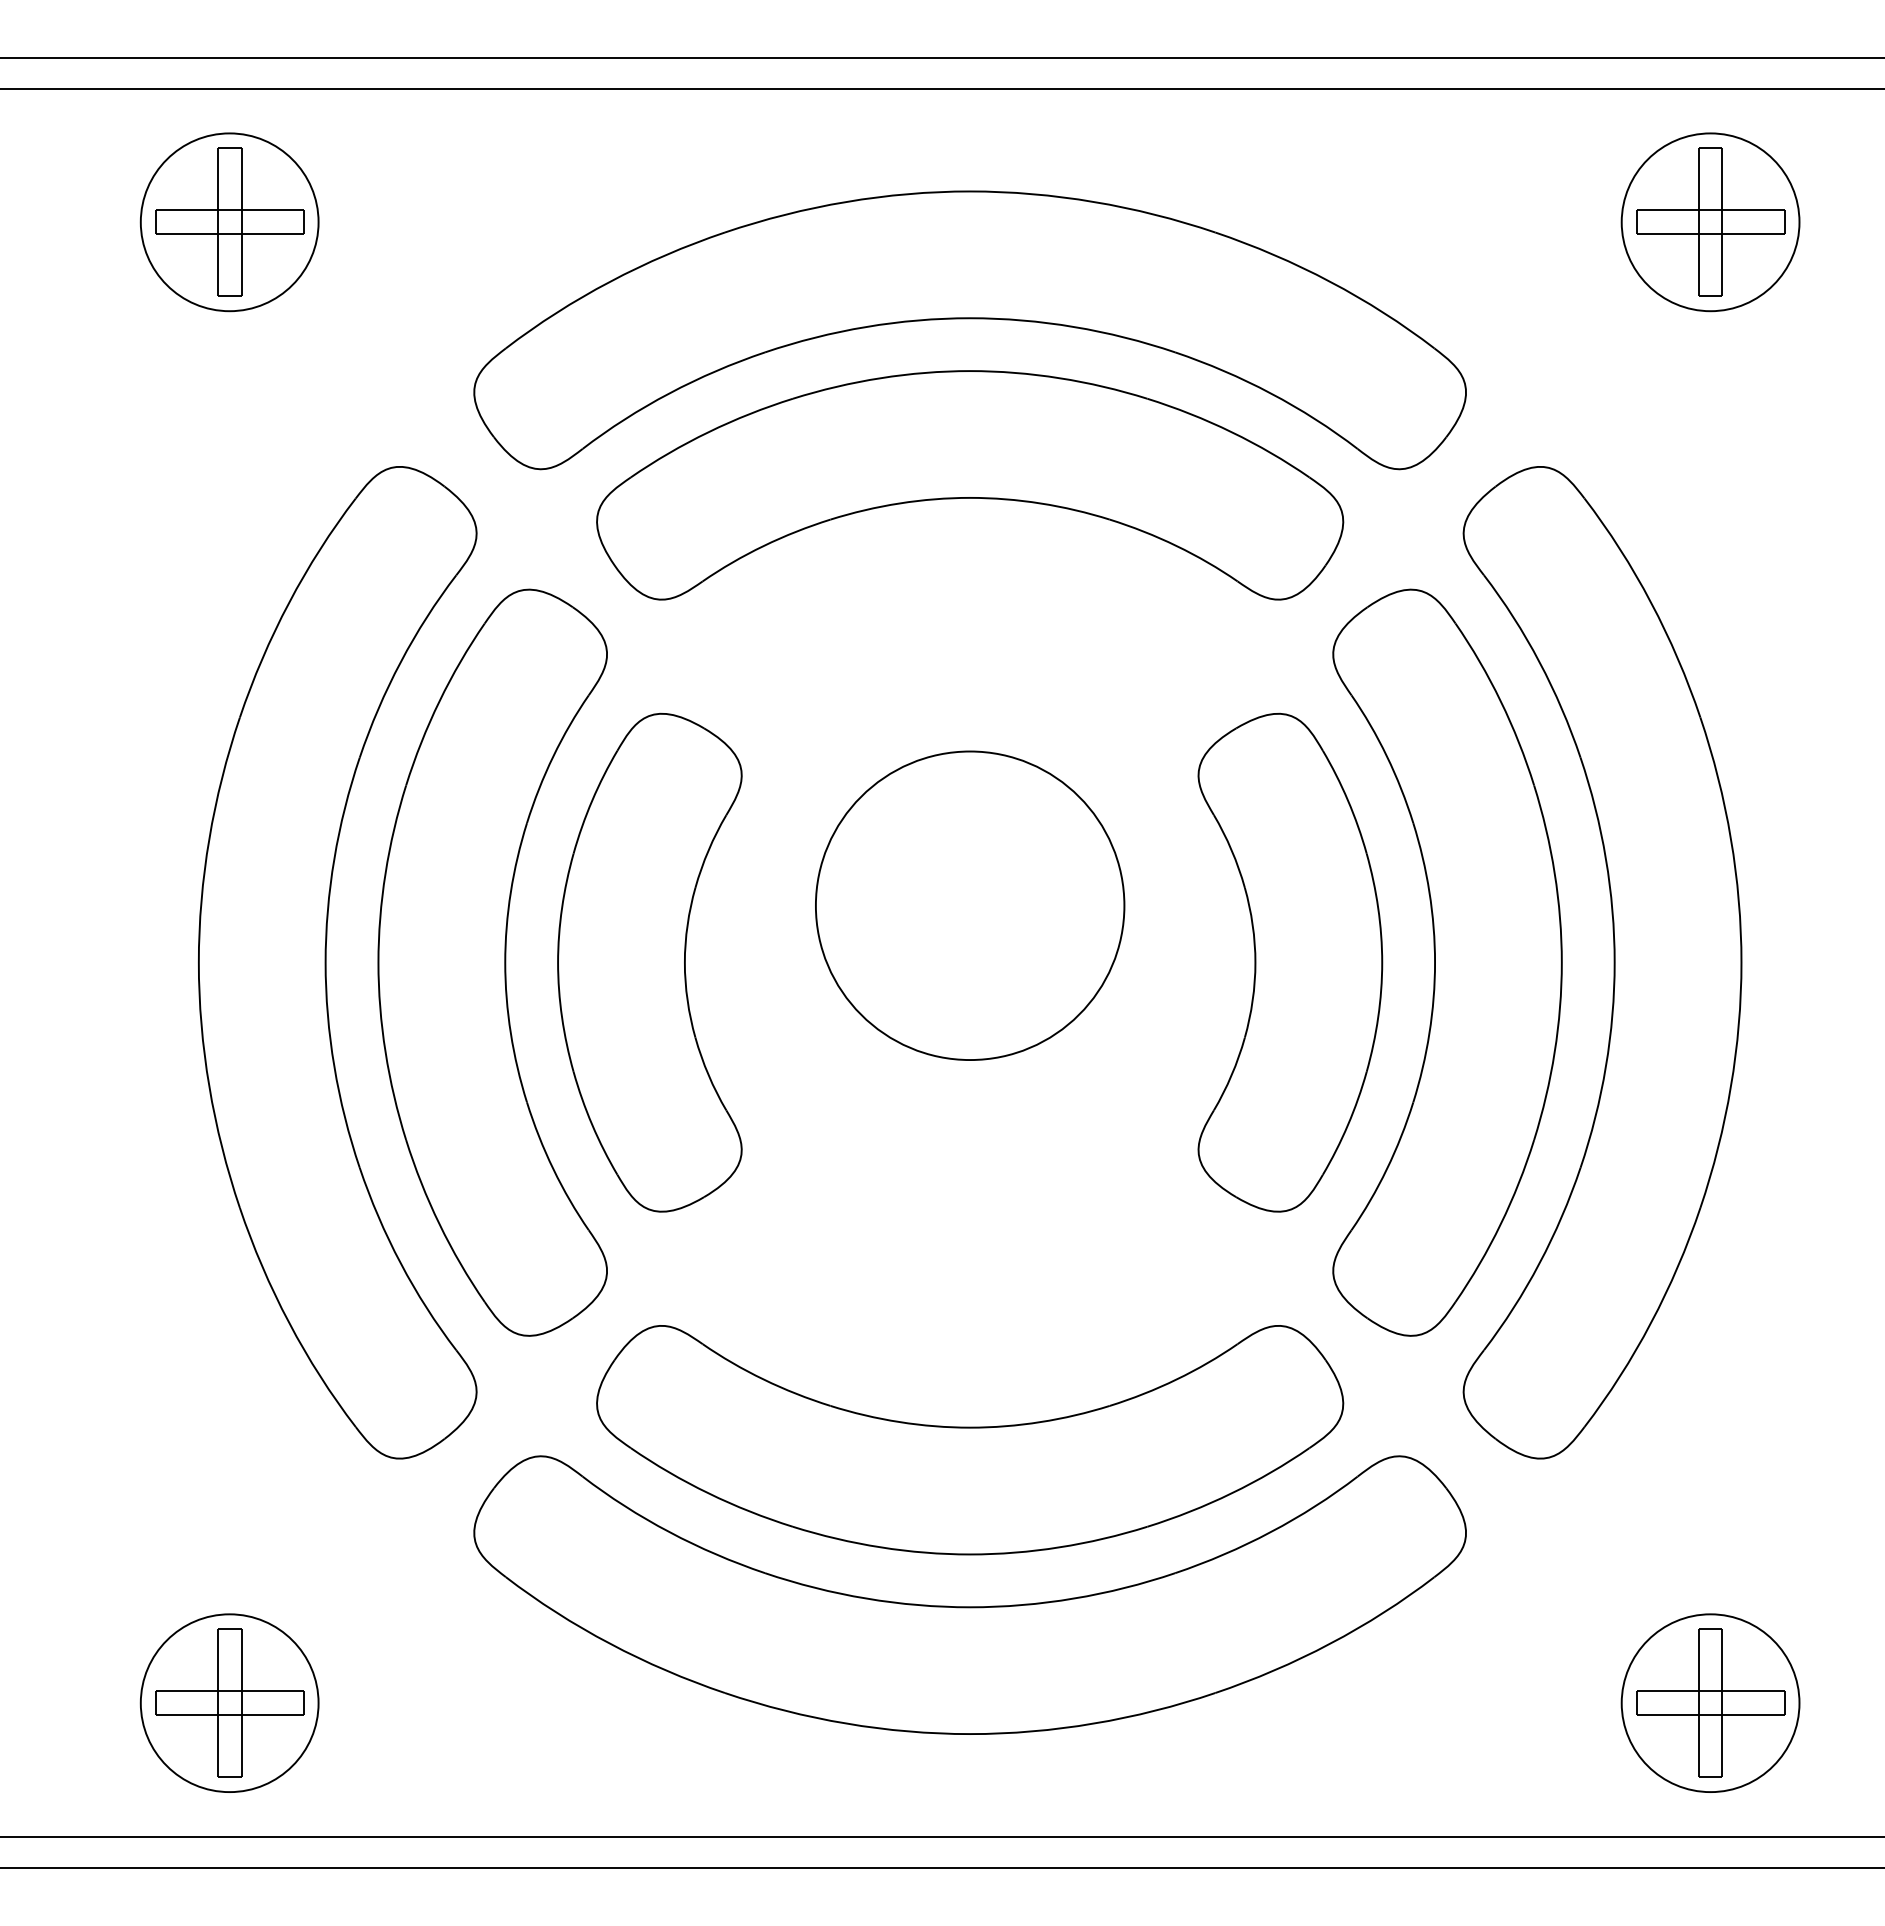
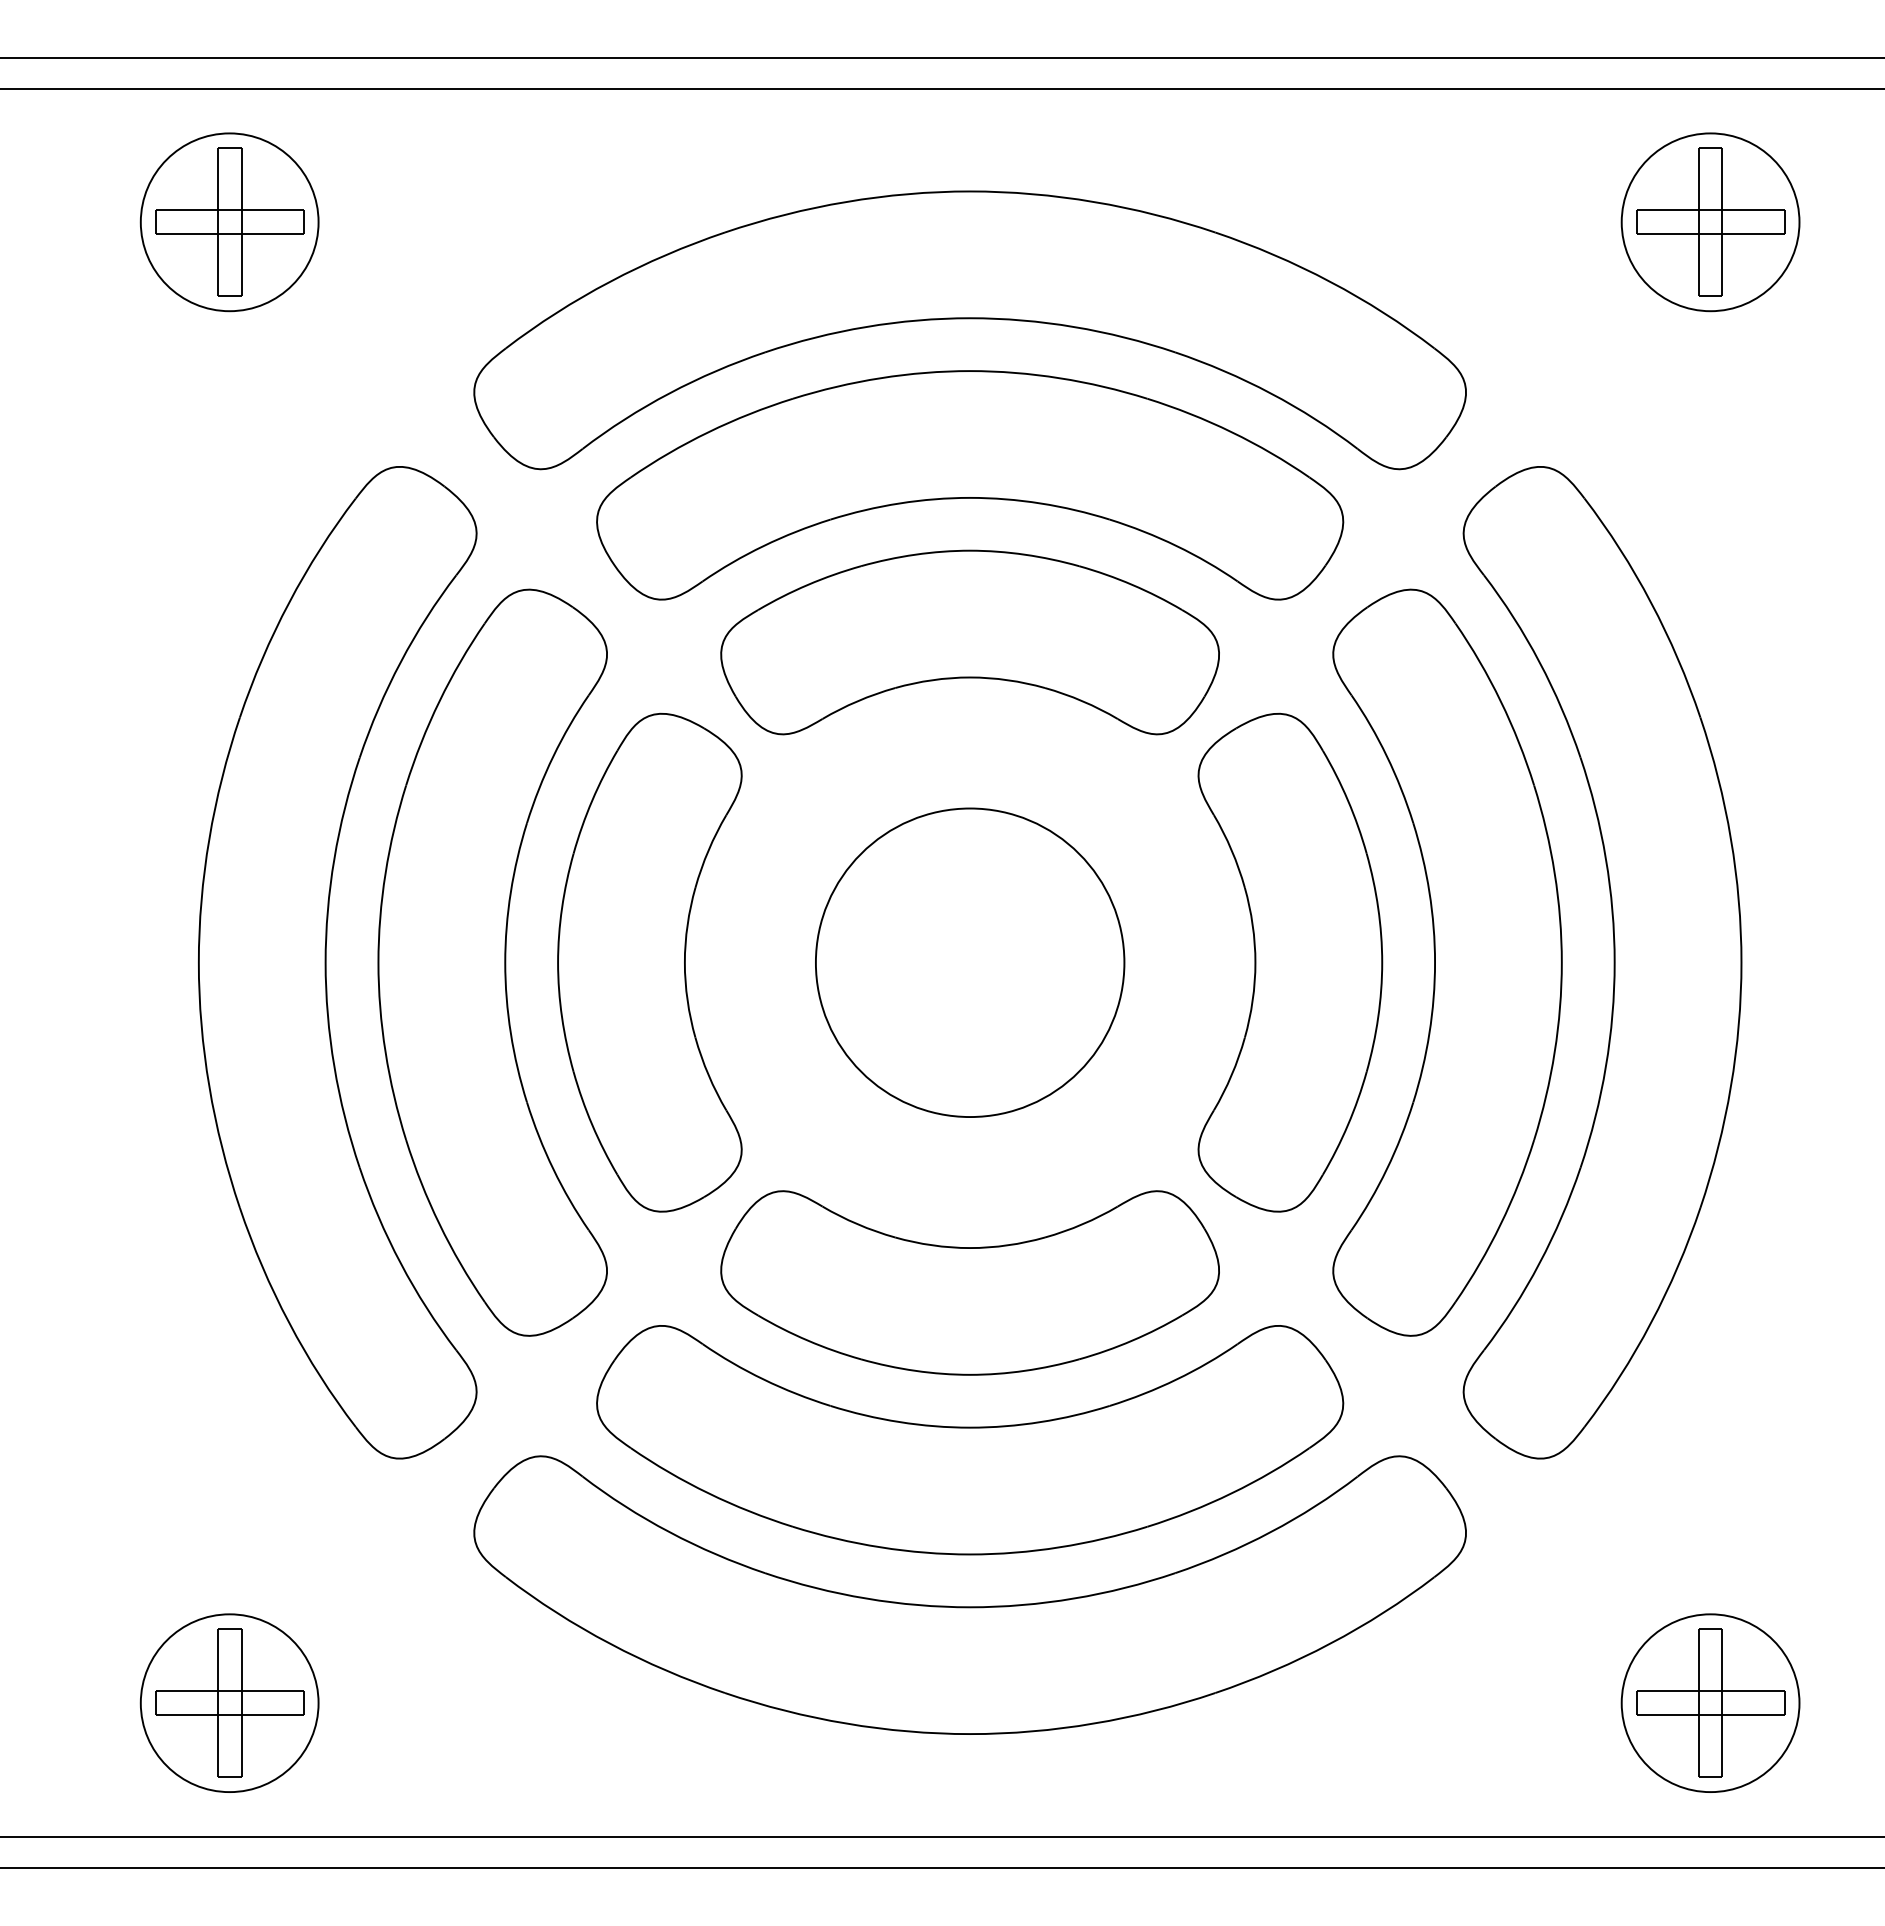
part: none -> present (969, 642)
part position: (970, 905) -> (970, 962) (970, 962)
part: none -> present (969, 1282)
